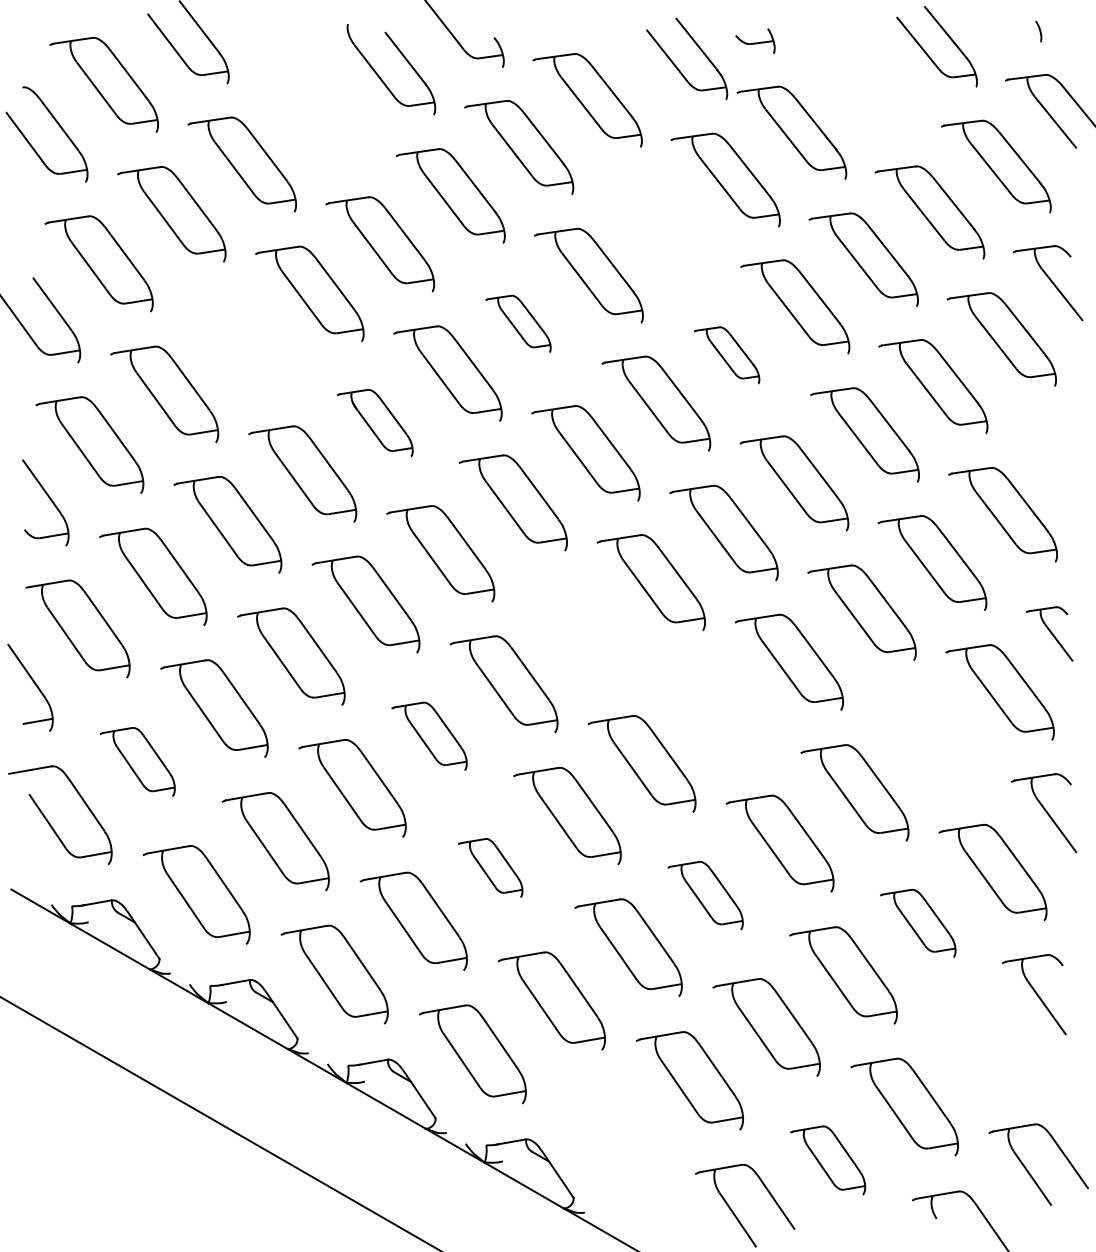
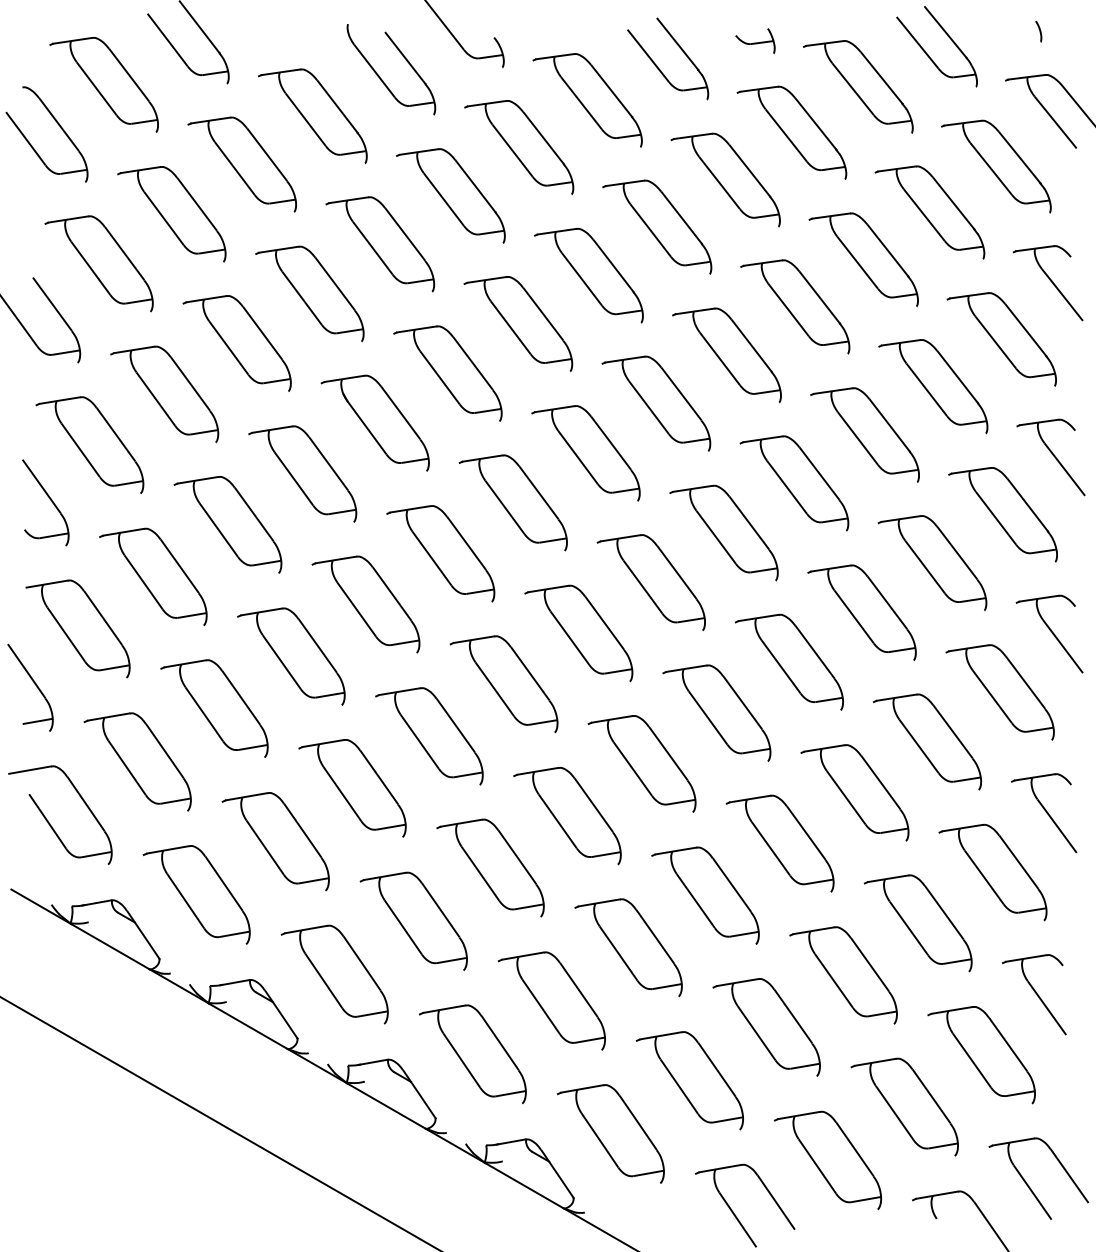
part position: (676, 65) -> (657, 65) (657, 65)
part: none -> present (858, 86)
part: none -> present (312, 115)
part: none -> present (657, 226)
part size: 67x59 px -> 111x96 px (518, 323)
part: none -> present (236, 343)
part size: 67x59 px -> 110x97 px (726, 355)
part size: 77x69 px -> 110x98 px (374, 422)
part: none -> present (1050, 457)
part: none -> present (578, 633)
part size: 49x56 px -> 69x80 px (1049, 633)
part: none -> present (716, 712)
part size: 77x70 px -> 109x99 px (429, 736)
part: none -> present (927, 741)
part size: 77x70 px -> 109x100 px (137, 761)
part size: 66x60 px -> 109x100 px (490, 867)
part size: 77x70 px -> 109x99 px (705, 895)
part size: 77x70 px -> 110x99 px (917, 923)
part: none -> present (981, 1055)
part: none -> present (610, 1133)
part size: 77x71 px -> 110x101 px (827, 1160)
part position: (1028, 1170) -> (1028, 1184) (1028, 1184)
